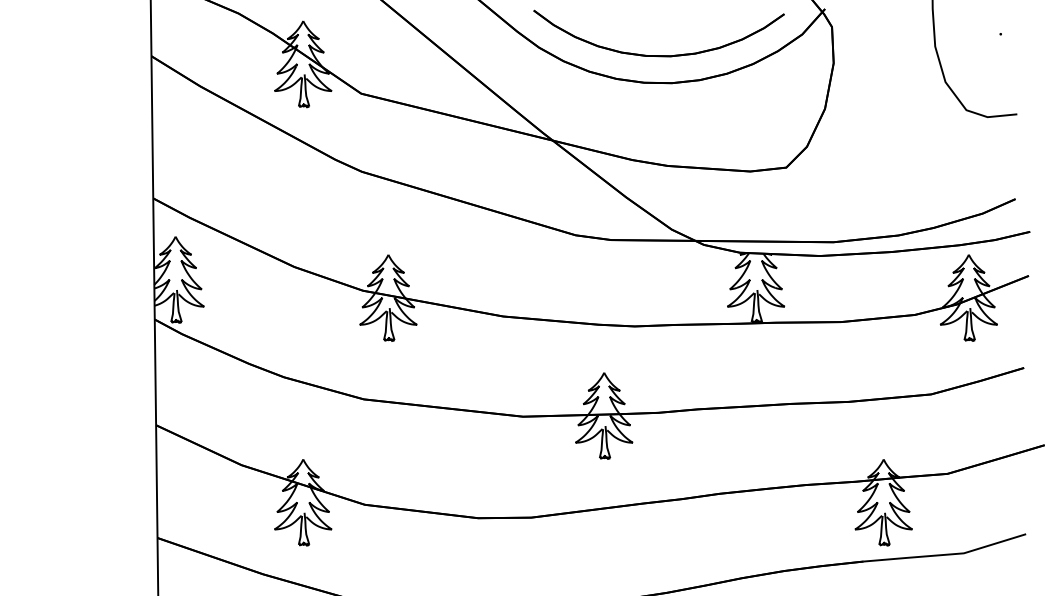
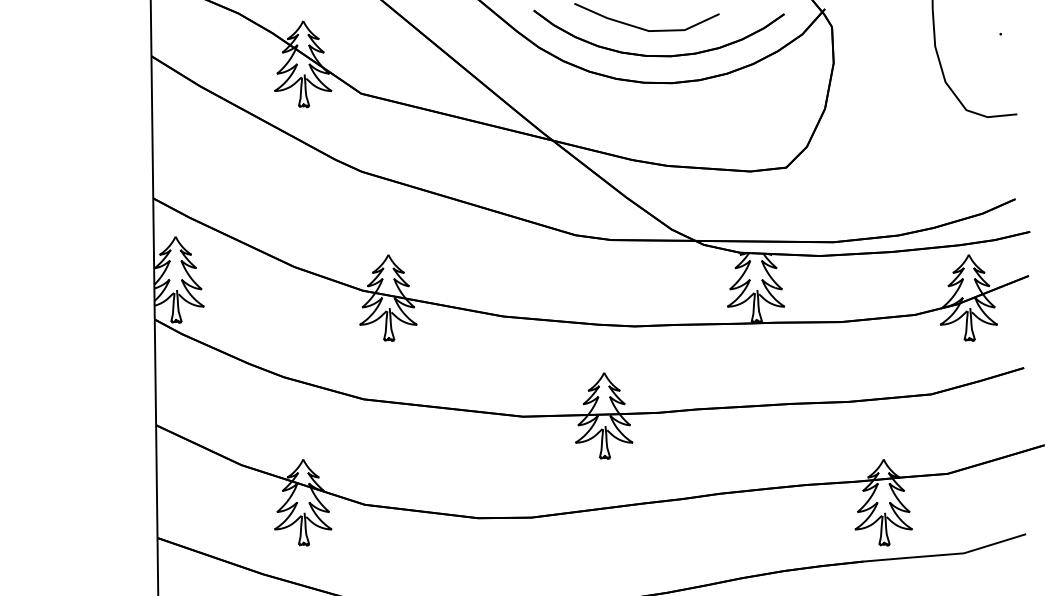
line: none -> present (641, 27)
